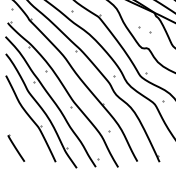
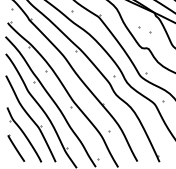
part: none -> present (24, 134)
